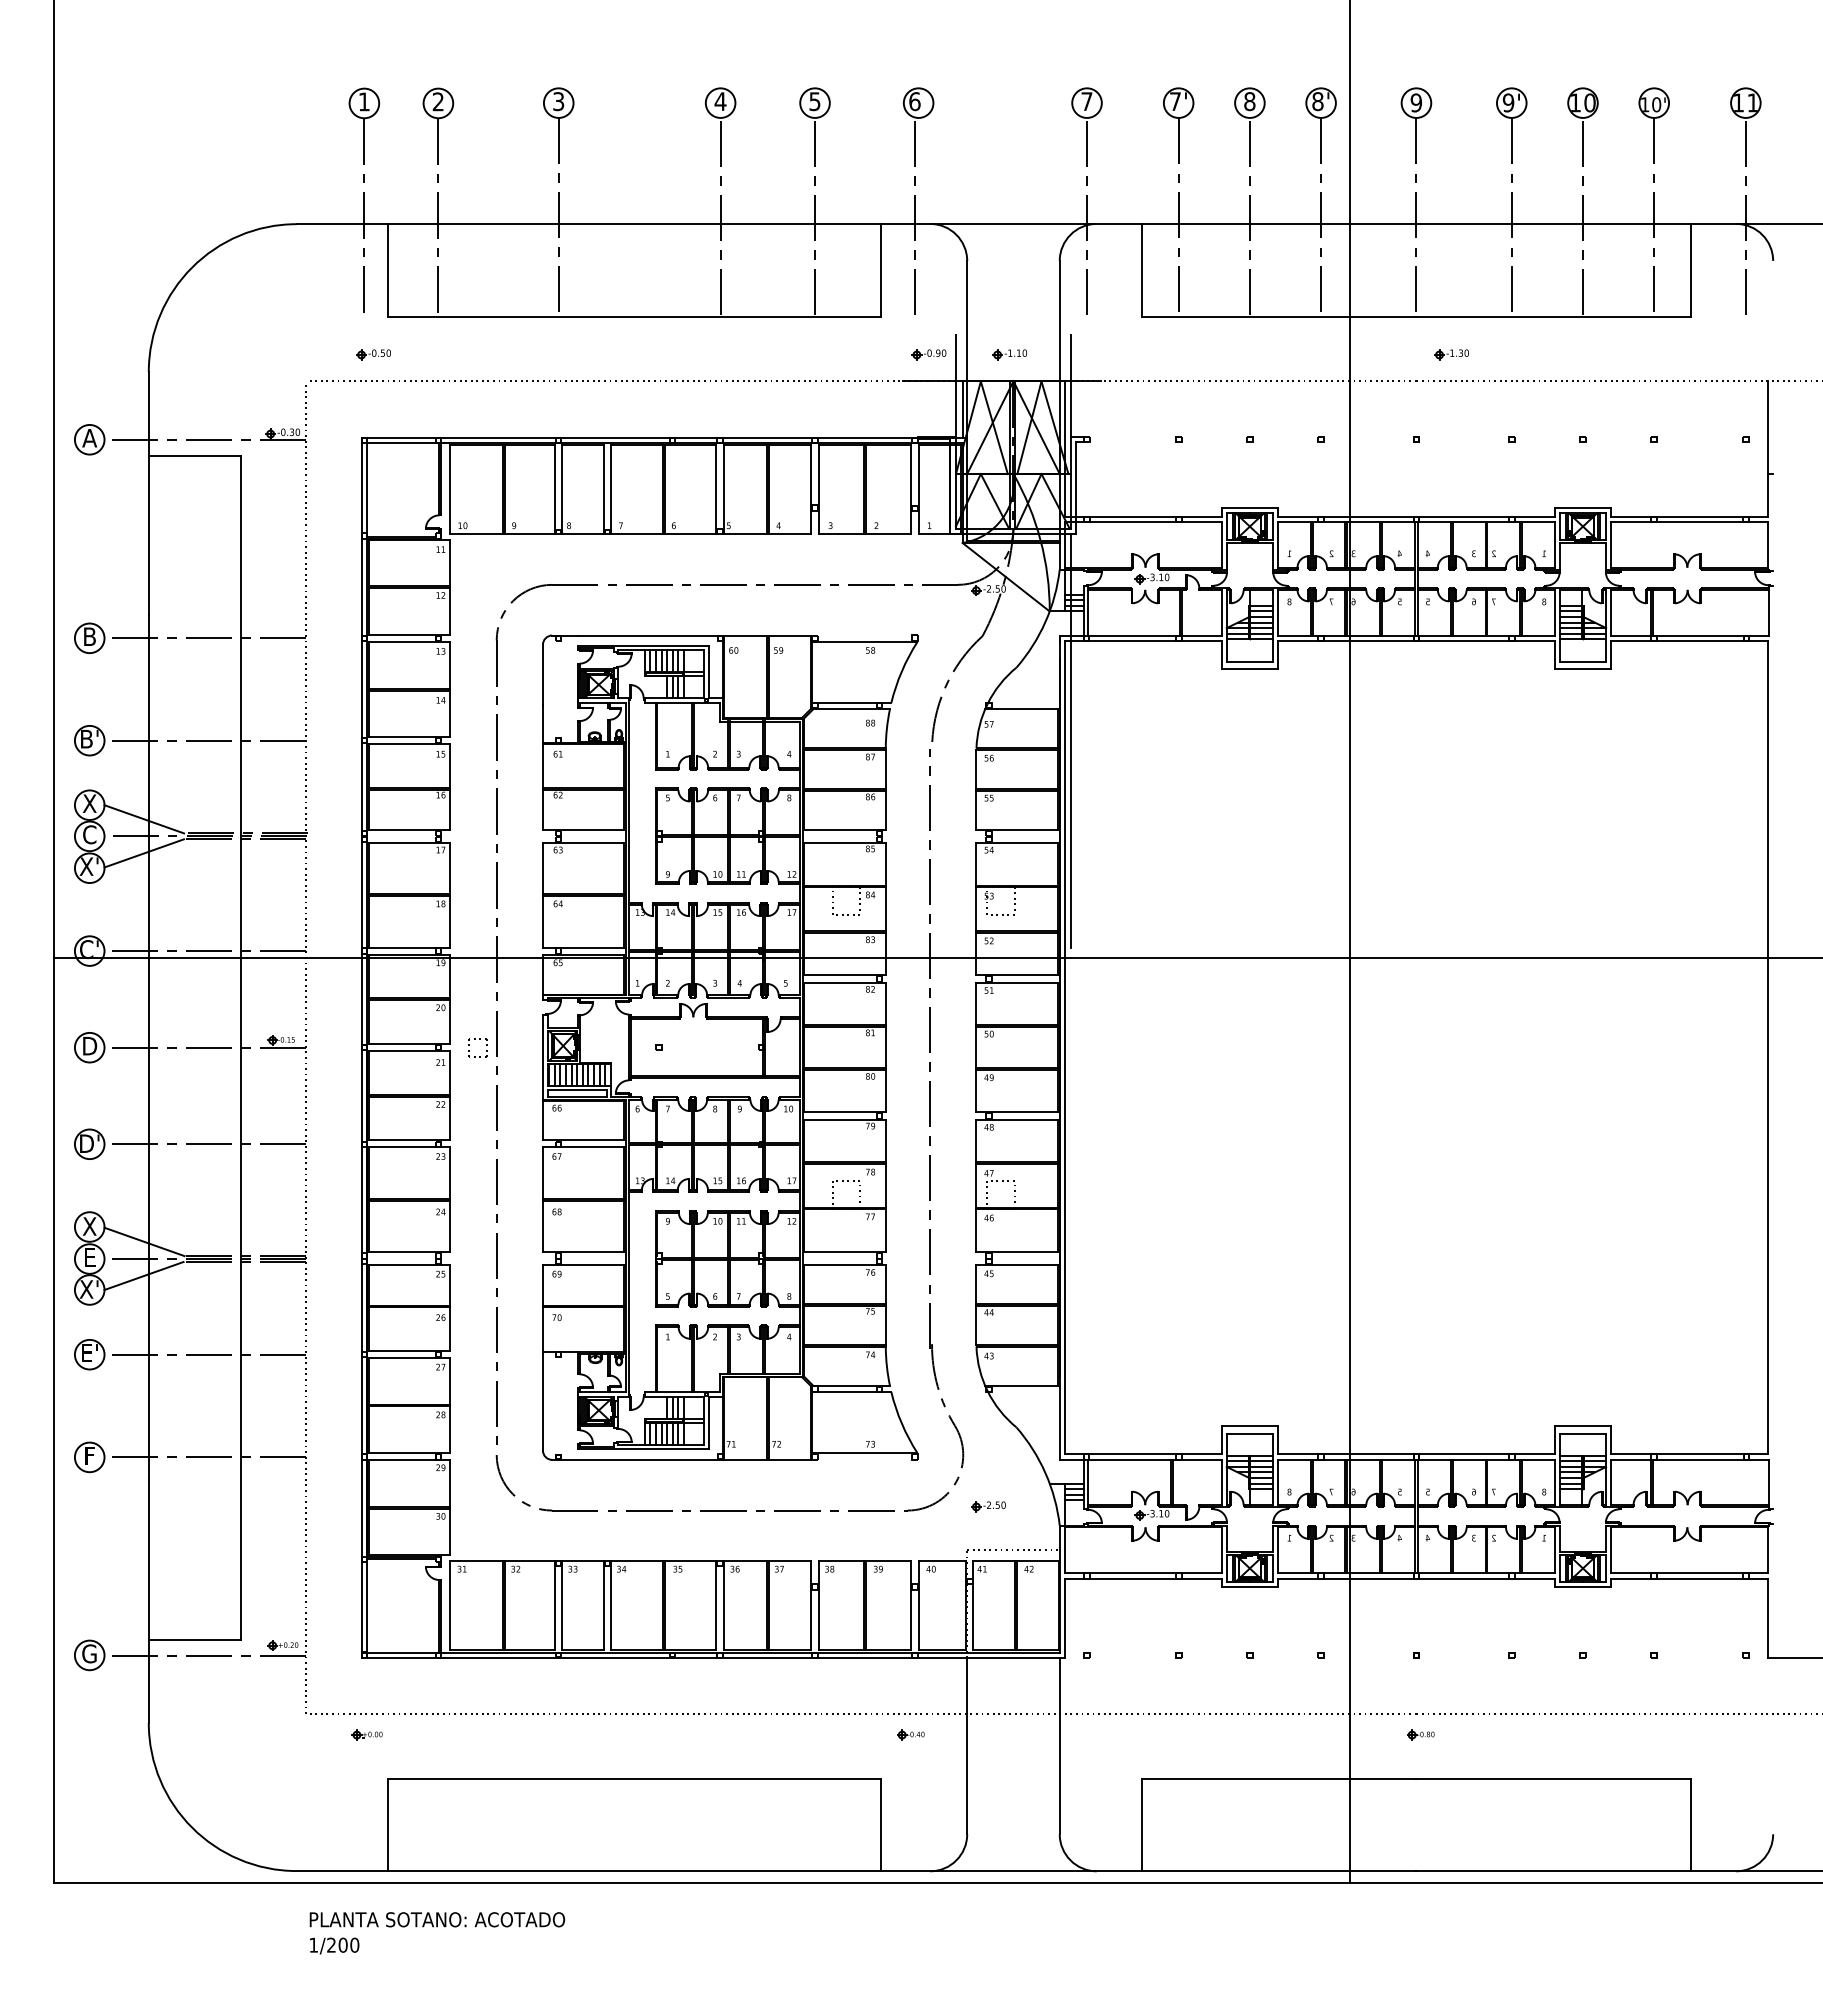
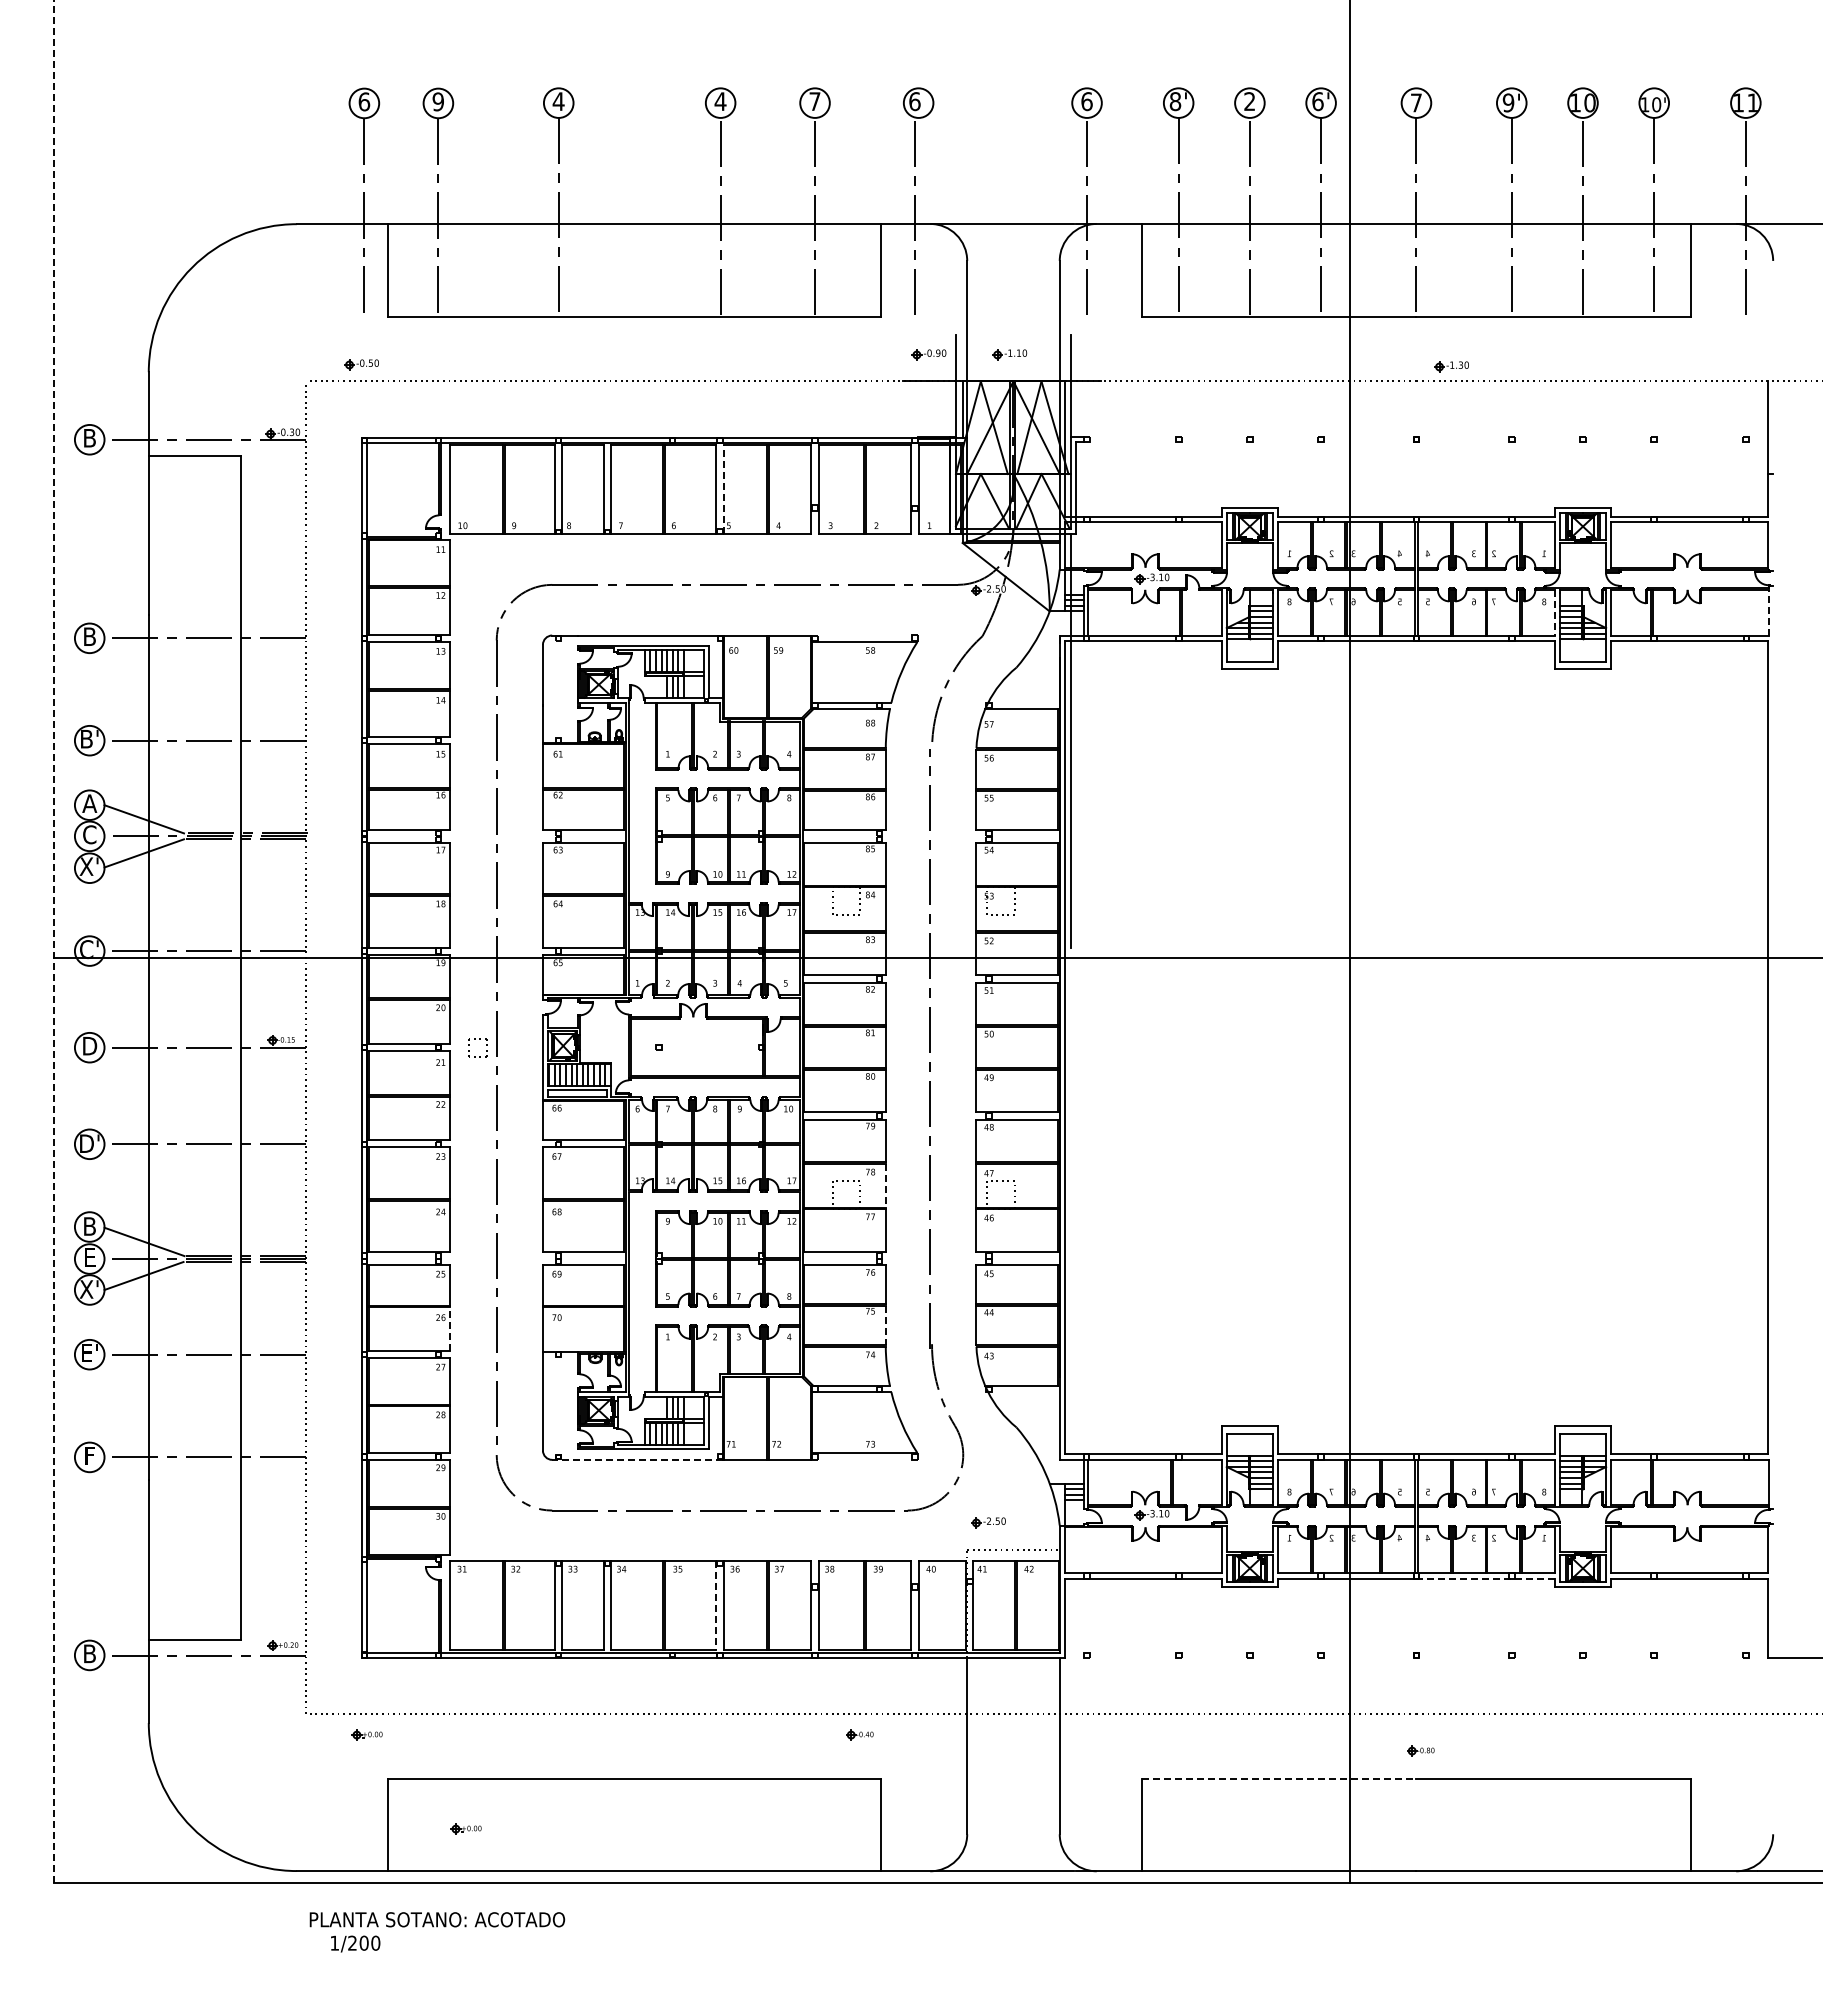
text: 1 -> 6 (364, 101)
text: 2 -> 9 (437, 101)
text: 3 -> 4 (558, 101)
text: 5 -> 7 (814, 101)
text: 7 -> 6 (1086, 101)
text: 7' -> 8' (1175, 101)
text: 8 -> 2 (1249, 101)
text: 8' -> 6' (1317, 101)
text: 9 -> 7 (1416, 102)
part position: (373, 354) -> (361, 364) (361, 364)
part position: (1451, 354) -> (1451, 366) (1451, 366)
text: A -> B (89, 438)
line: solid -> dashed (723, 489)
line: solid -> dashed (1555, 612)
line: solid -> dashed (1768, 612)
text: X -> A (89, 803)
line: solid -> dashed (54, 941)
line: solid -> dashed (885, 1185)
text: X -> B (89, 1226)
line: solid -> dashed (885, 1326)
line: solid -> dashed (450, 1329)
line: solid -> dashed (637, 1459)
part position: (988, 1506) -> (988, 1522) (988, 1522)
line: solid -> dashed (1485, 1578)
line: solid -> dashed (716, 1605)
text: G -> B (89, 1653)
part position: (910, 1734) -> (859, 1734) (859, 1734)
part position: (1420, 1734) -> (1420, 1750) (1420, 1750)
line: solid -> dashed (1279, 1778)
part: none -> present (465, 1828)
text position: (334, 1945) -> (355, 1943) (355, 1943)
